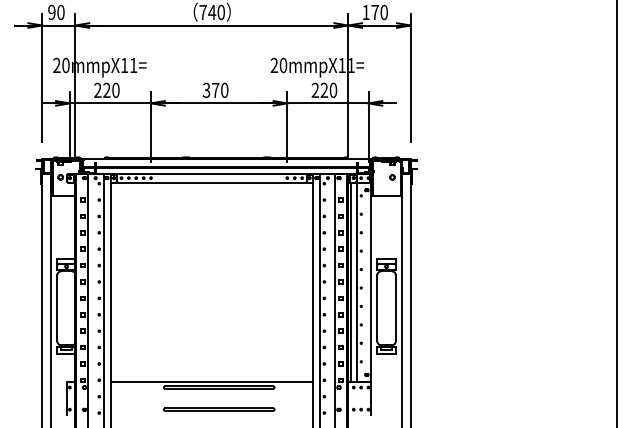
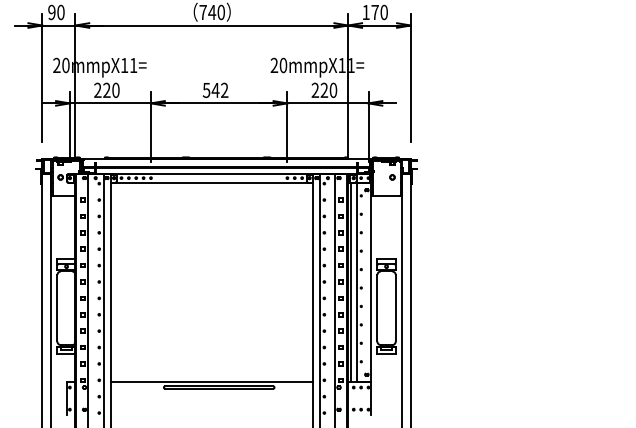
text: 370 -> 542 (215, 90)
line: present -> none (616, 213)
line: present -> none (219, 408)
